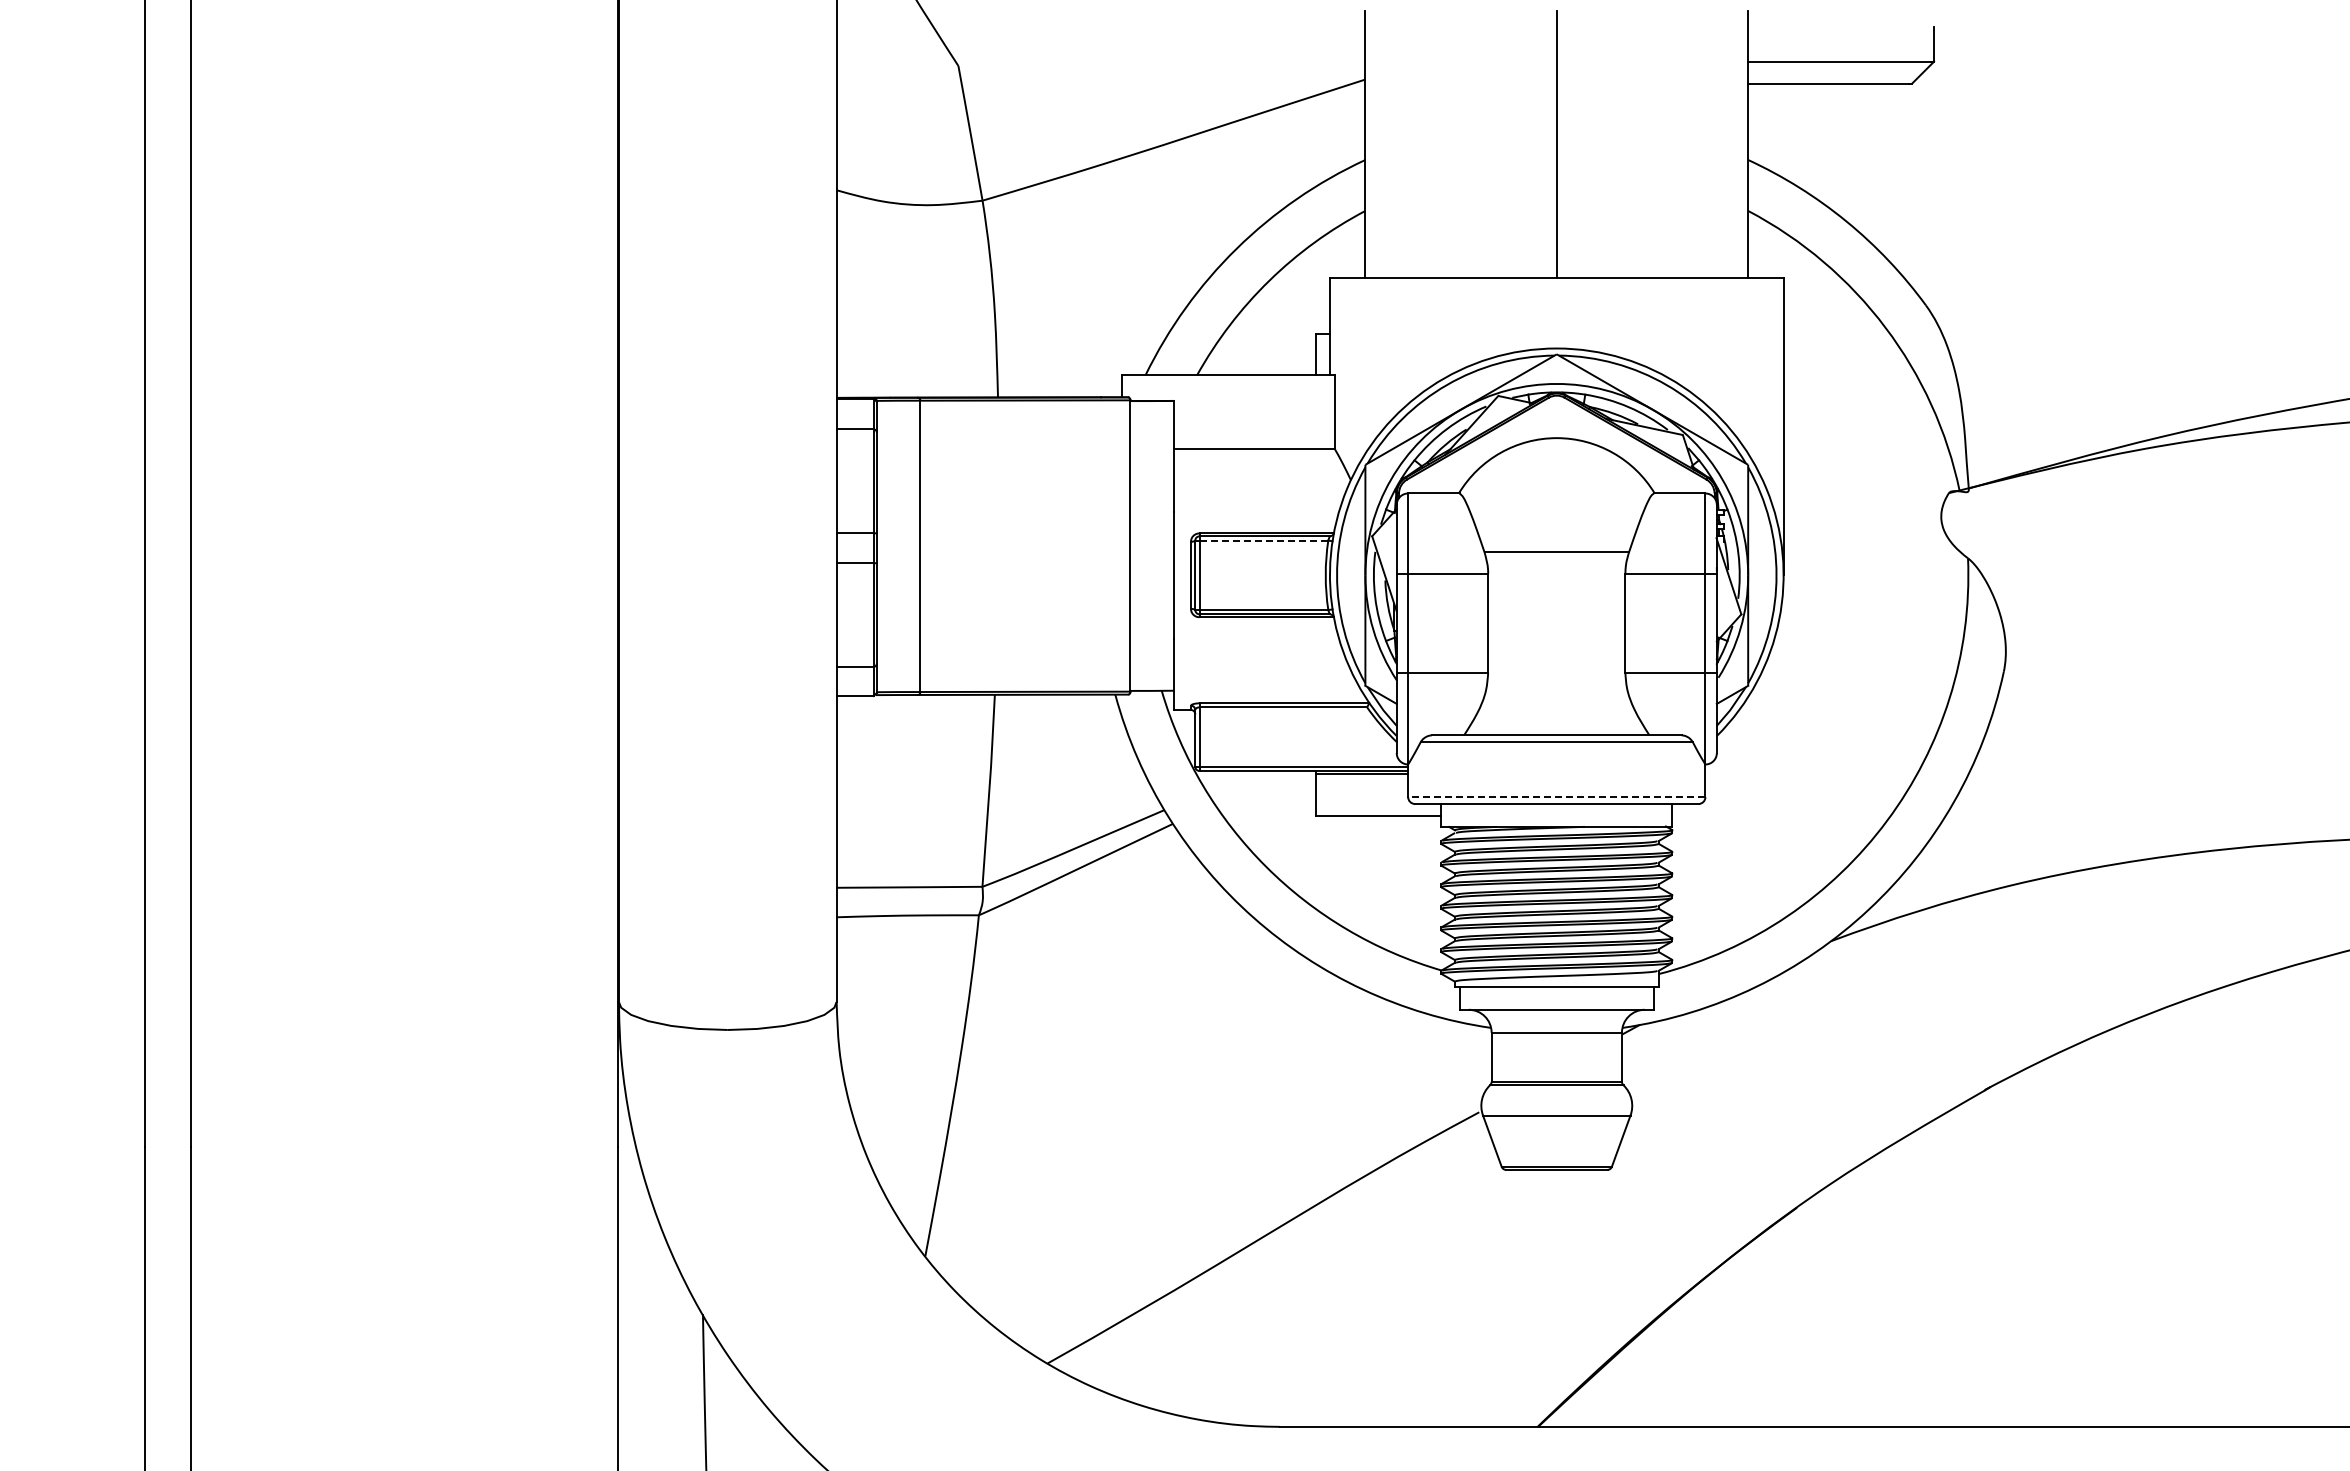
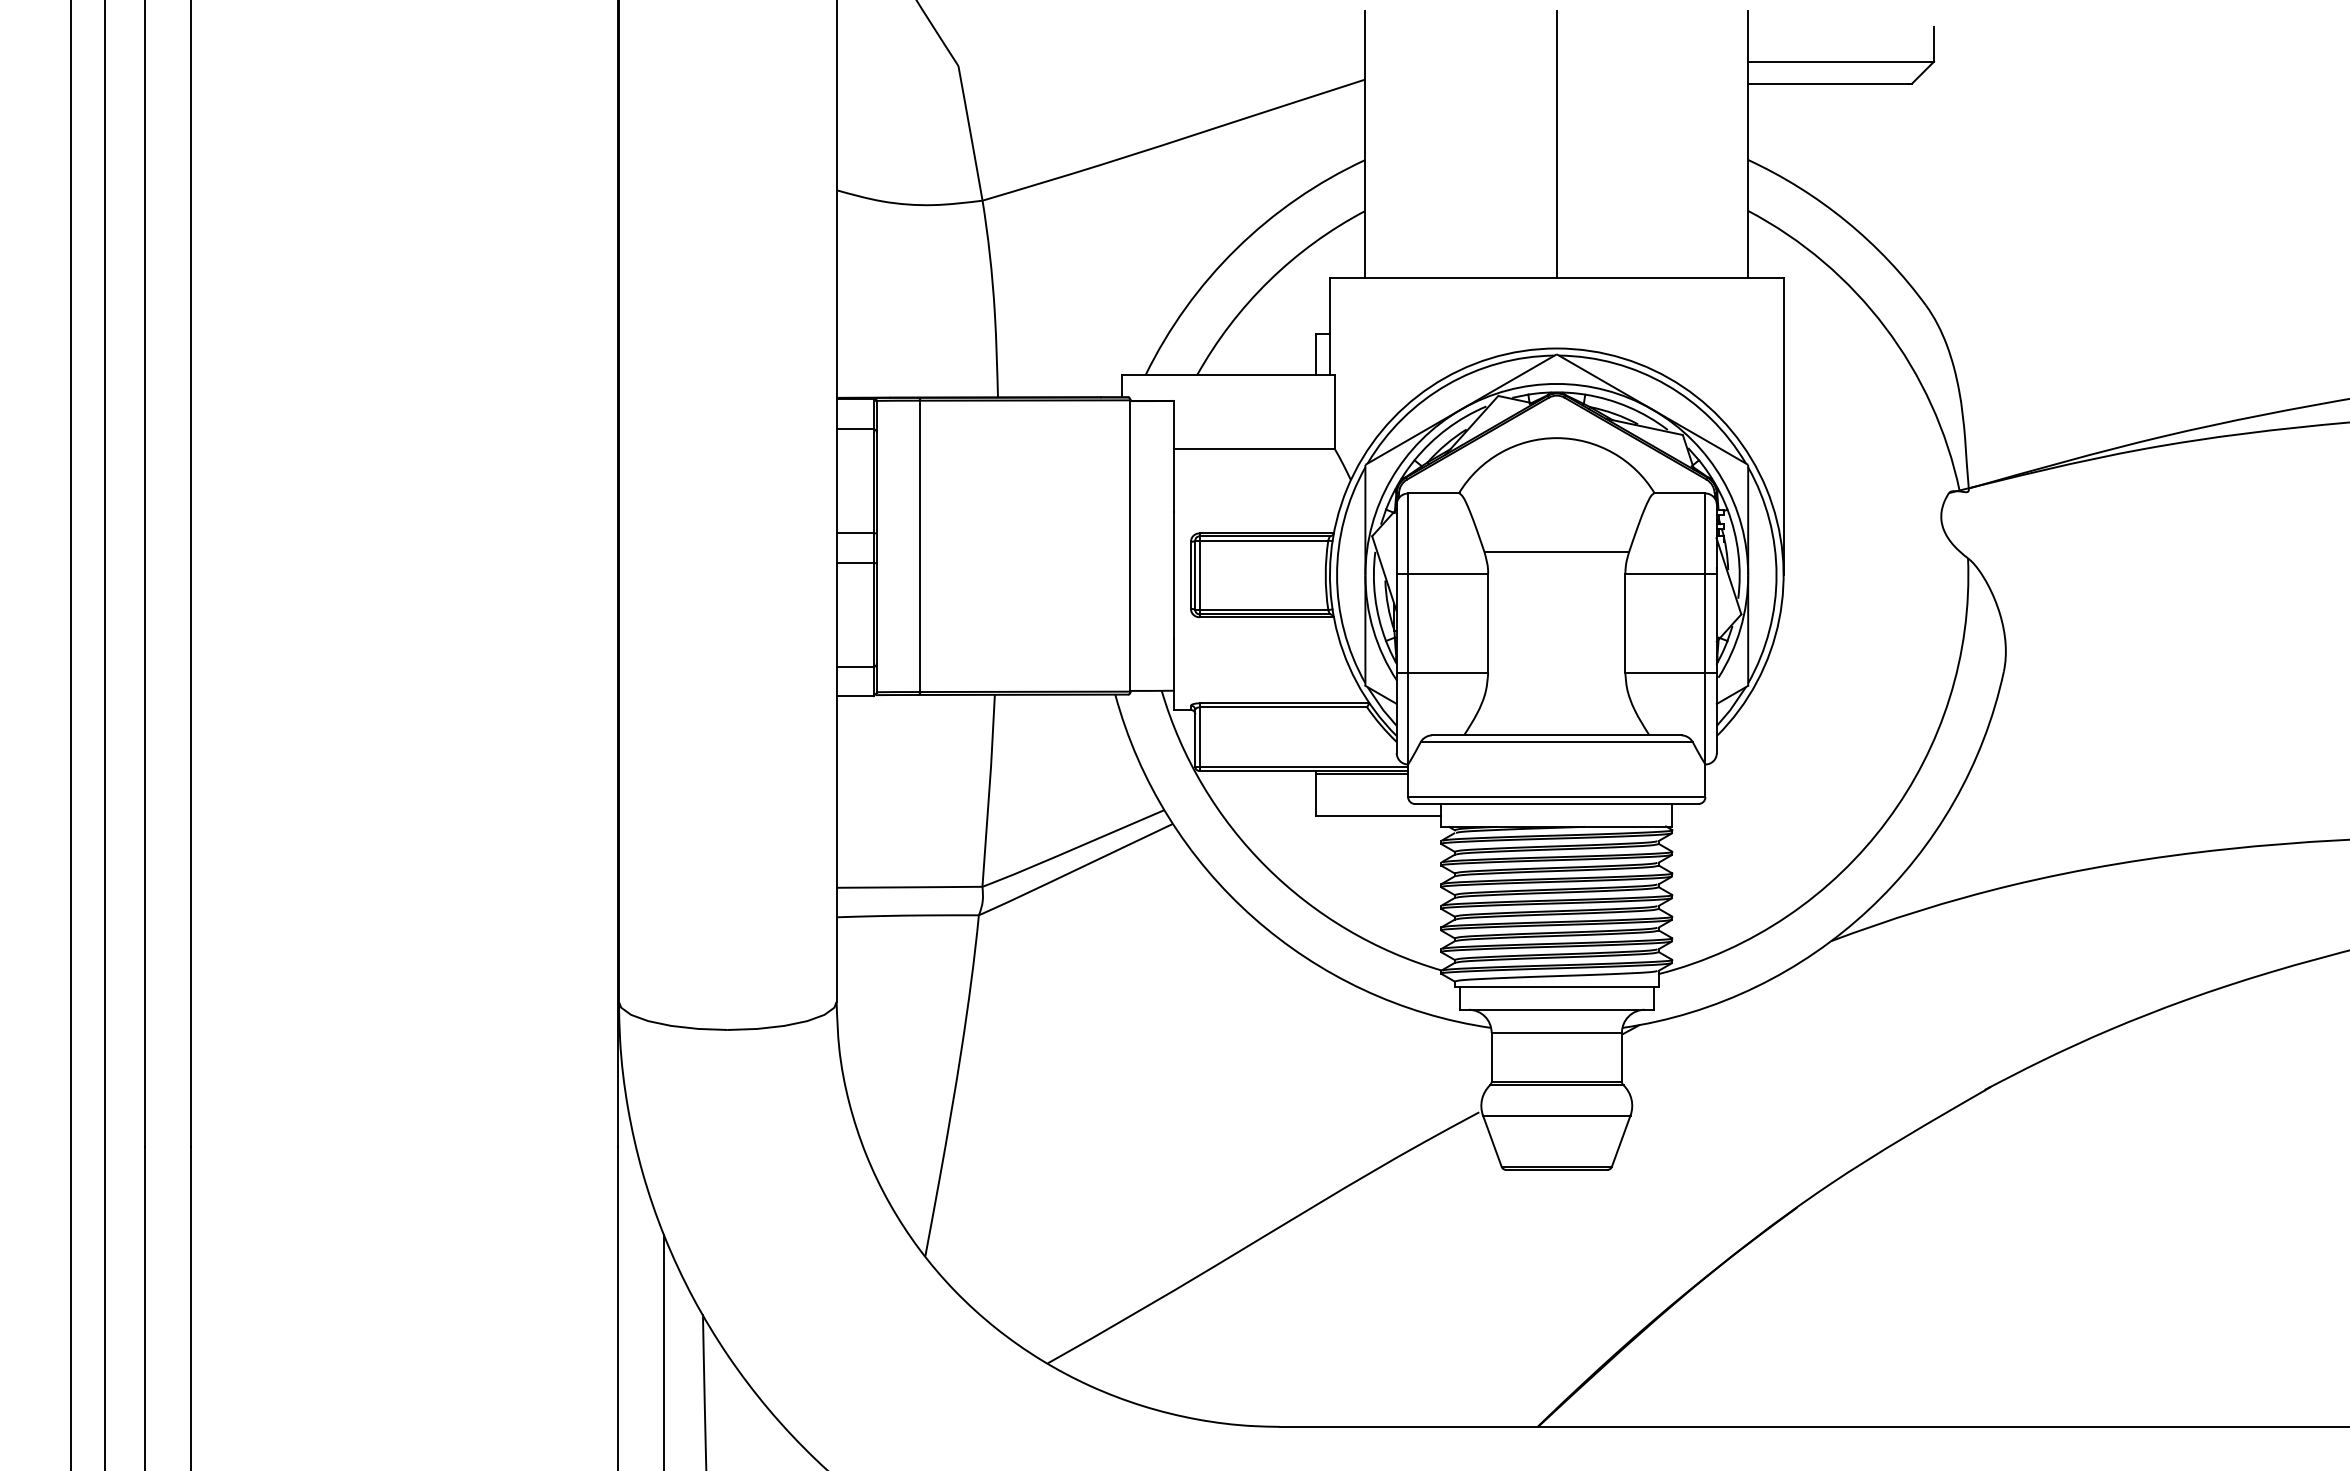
line: dashed -> solid (1263, 540)
line: none -> present (70, 734)
line: none -> present (104, 734)
line: dashed -> solid (1556, 797)
line: none -> present (664, 1351)
